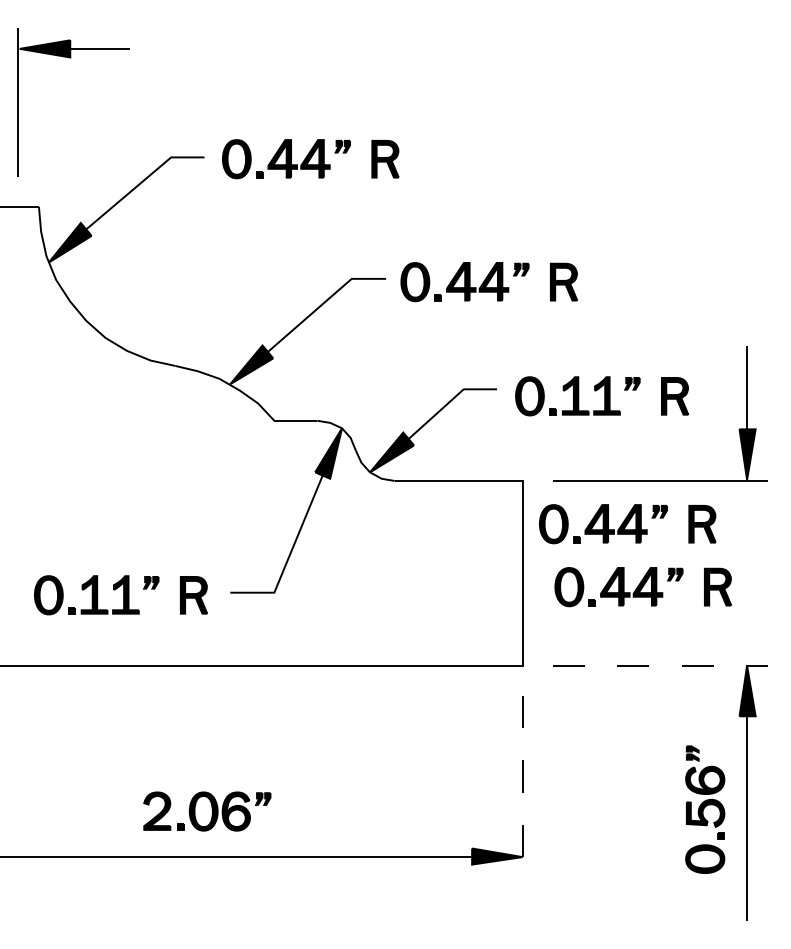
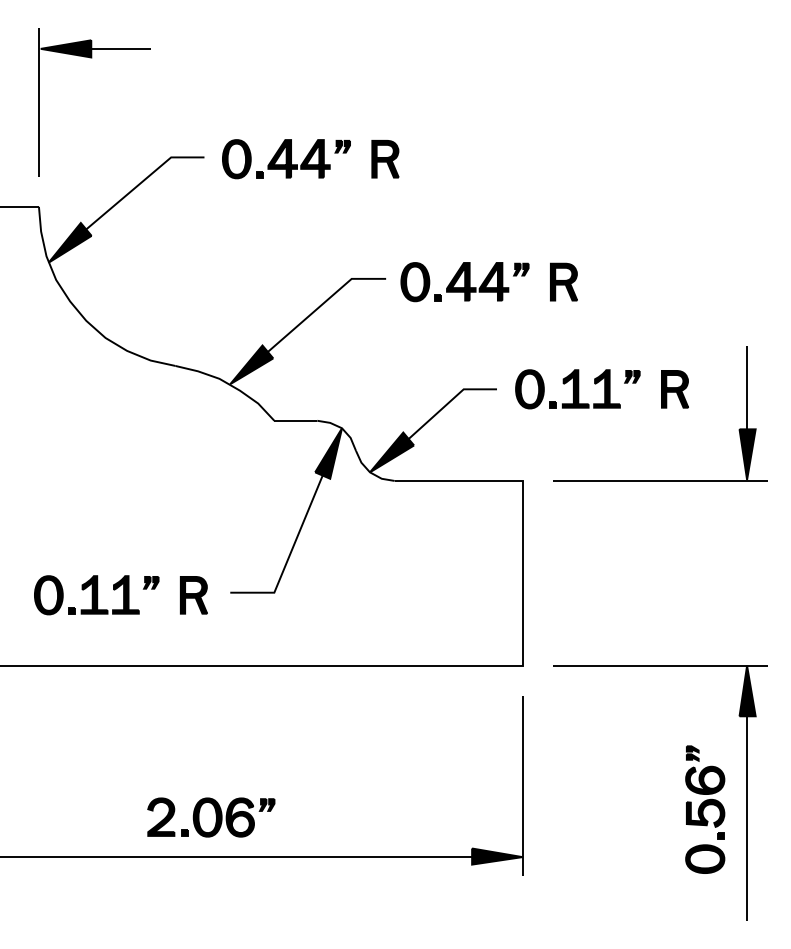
part position: (71, 58) -> (92, 58) (92, 58)
part position: (601, 396) -> (601, 389) (601, 389)
part: present -> none (627, 524)
part: present -> none (642, 587)
line: dashed -> solid (660, 665)
line: dashed -> solid (522, 786)
part position: (207, 811) -> (211, 817) (211, 817)
